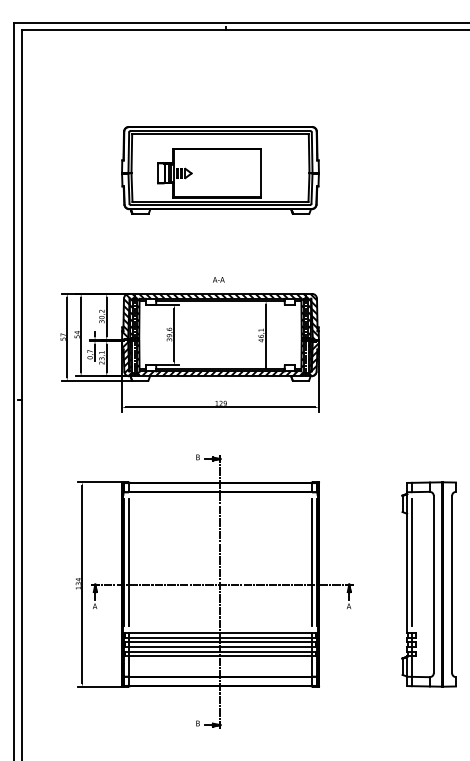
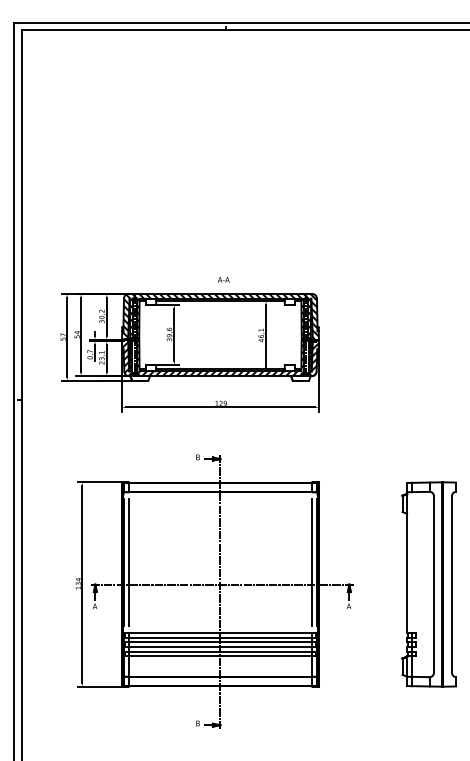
part: present -> none (220, 170)
text position: (218, 279) -> (223, 279) (223, 279)
line: present -> none (411, 562)
